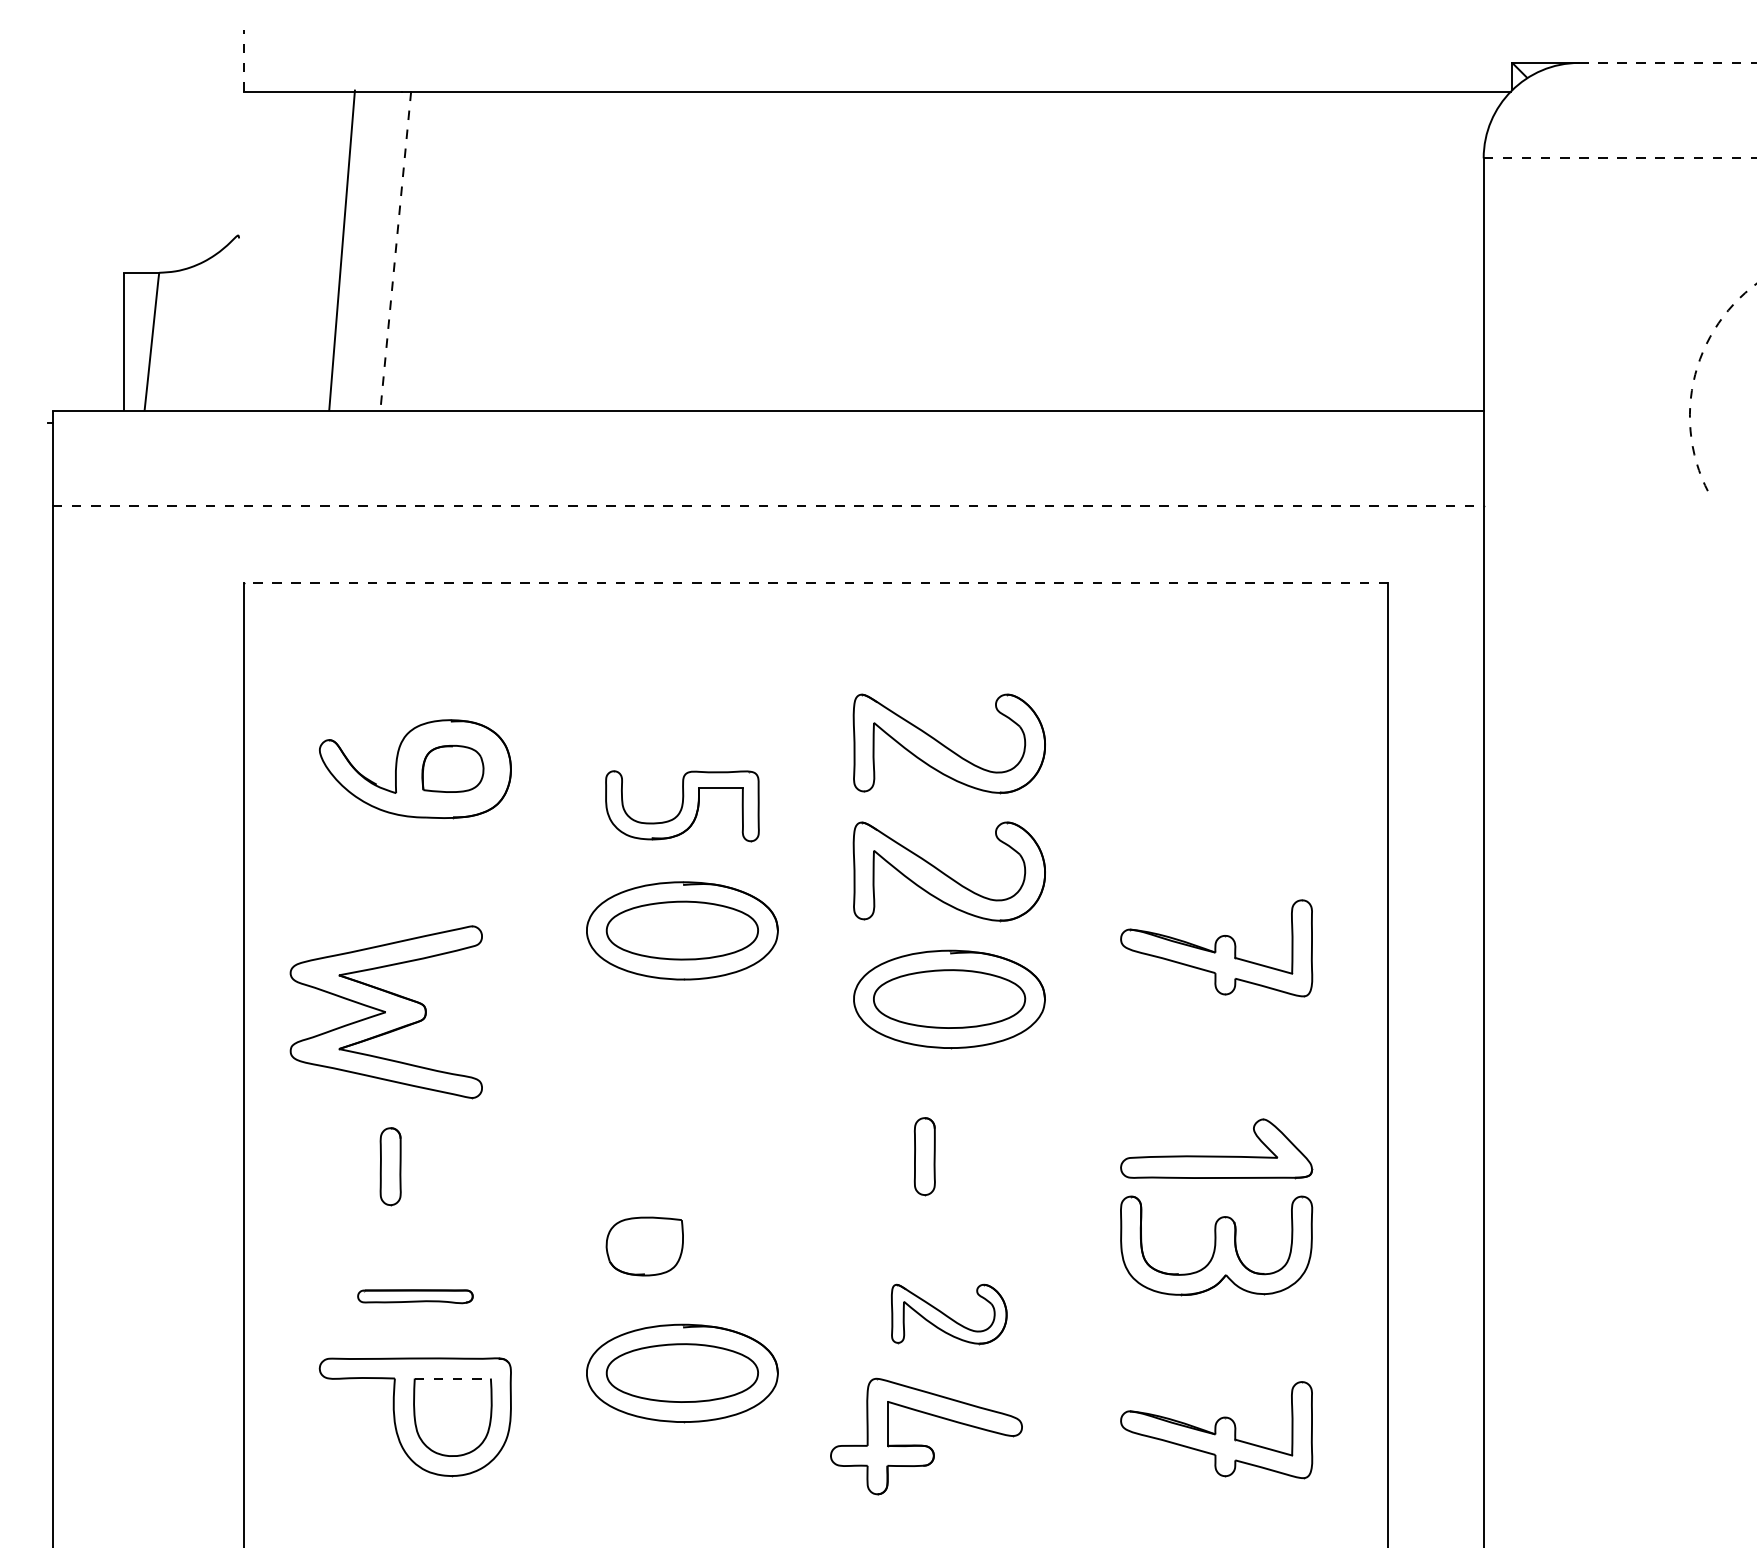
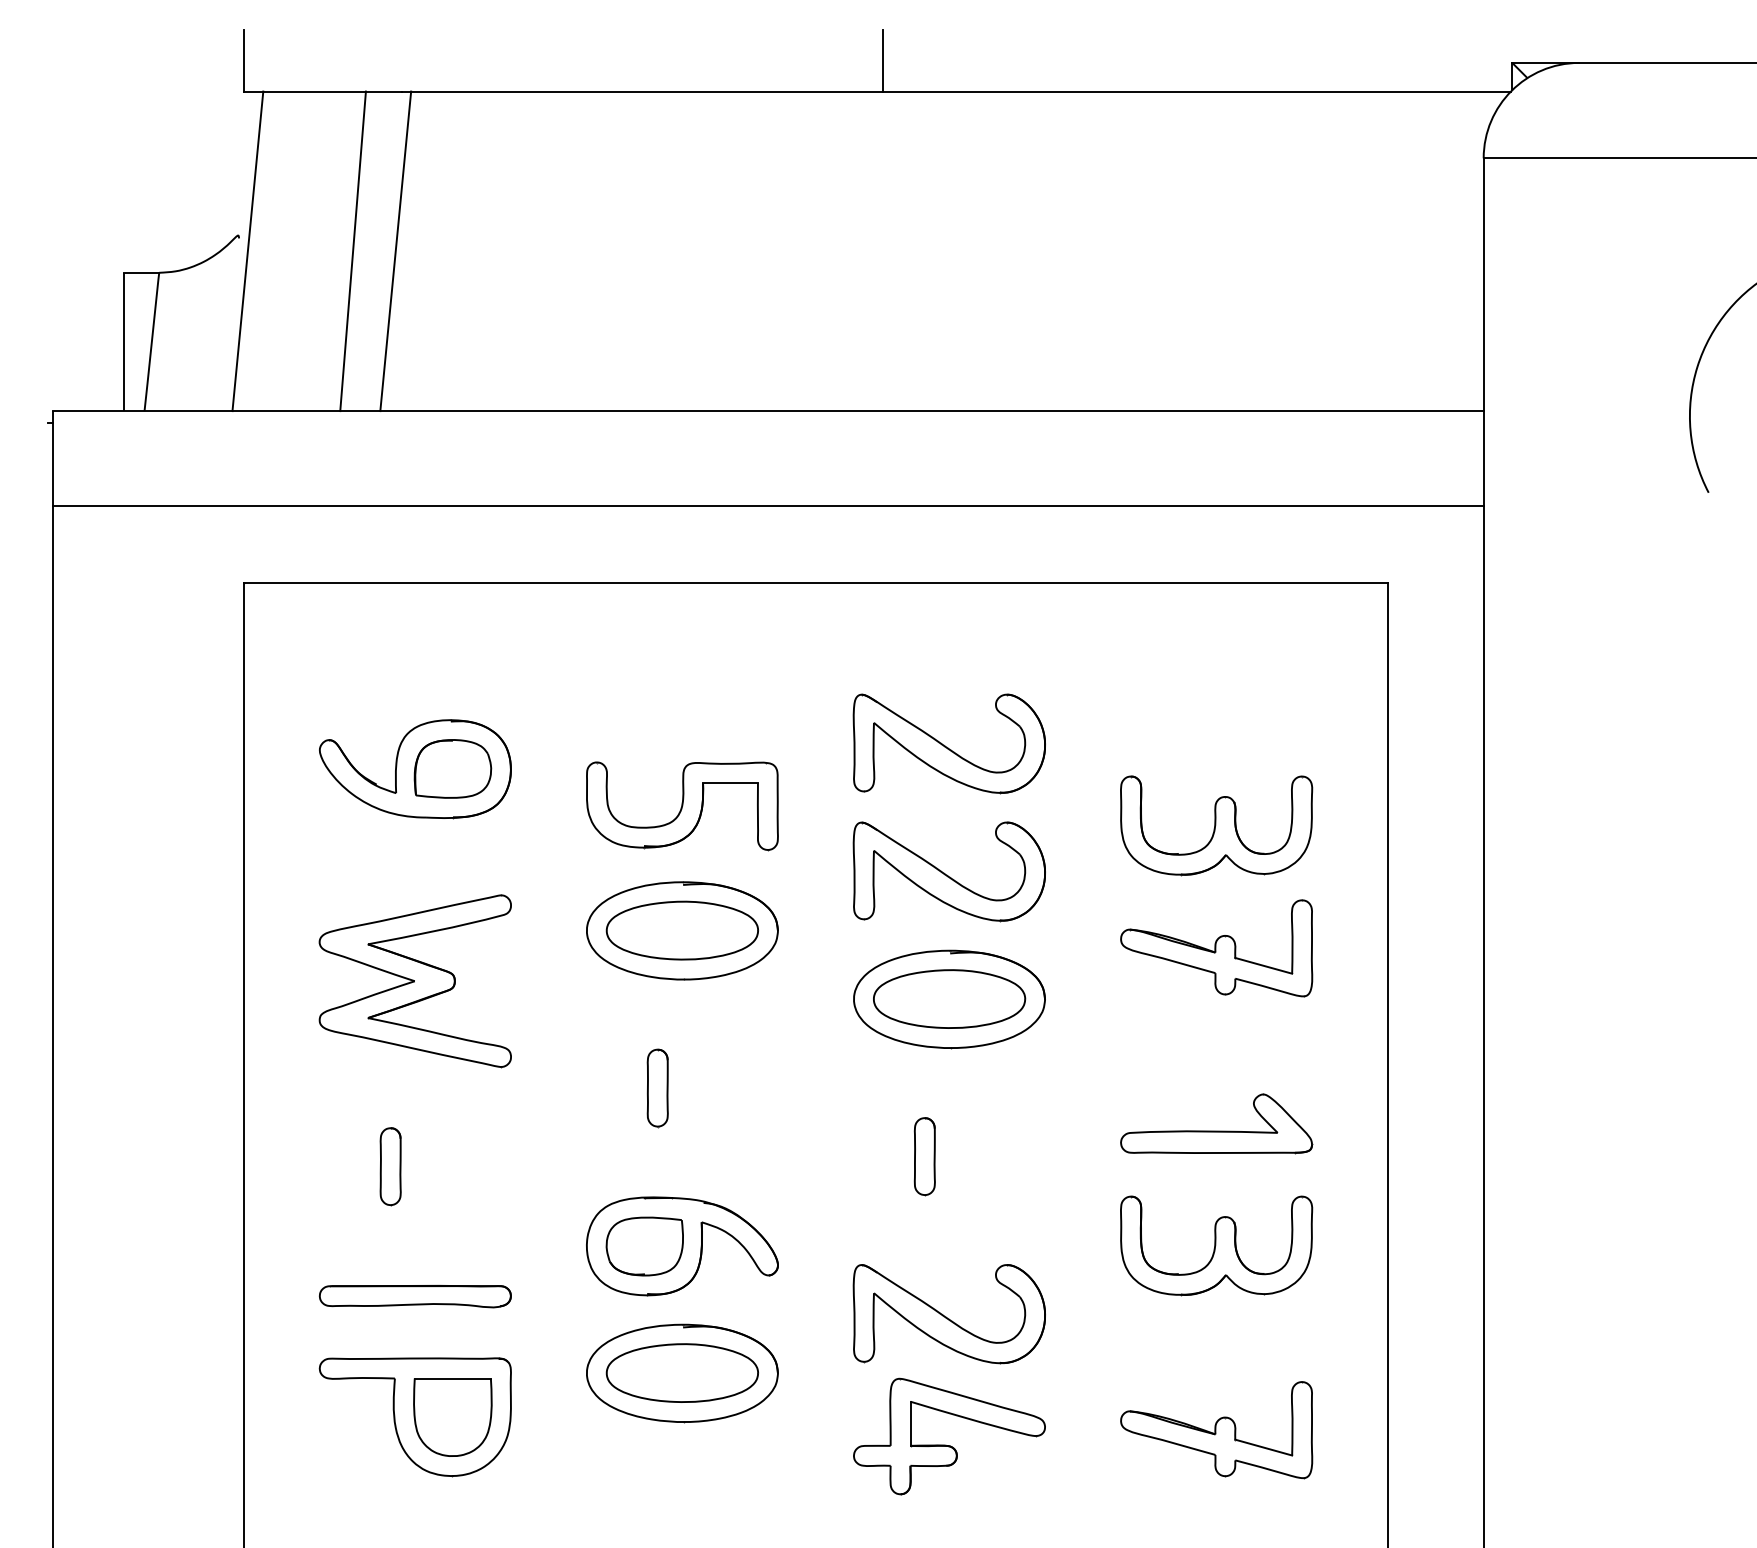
line: dashed -> solid (243, 60)
line: none -> present (882, 60)
line: dashed -> solid (1667, 62)
line: dashed -> solid (1619, 158)
line position: (341, 250) -> (352, 251) (352, 251)
line: none -> present (247, 251)
line: dashed -> solid (395, 251)
arc: dashed -> solid (1694, 379)
line: dashed -> solid (768, 506)
line: dashed -> solid (815, 582)
part size: 64x48 px -> 80x60 px (452, 768)
part size: 155x73 px -> 193x91 px (682, 806)
part: none -> present (1216, 825)
part position: (385, 1012) -> (414, 981) (414, 981)
part: none -> present (657, 1088)
part position: (1216, 1155) -> (1216, 1130) (1216, 1130)
part: none -> present (682, 1246)
part size: 117x16 px -> 193x24 px (415, 1296)
part size: 117x63 px -> 194x101 px (948, 1314)
line: dashed -> solid (453, 1378)
part position: (923, 1444) -> (946, 1444) (946, 1444)
